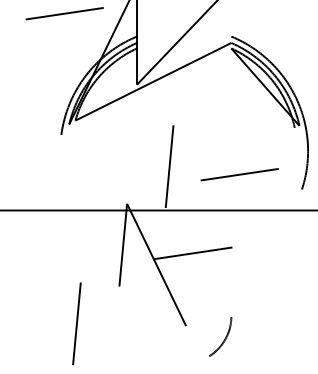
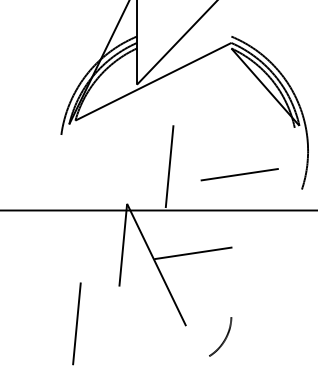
line: present -> none (64, 13)
